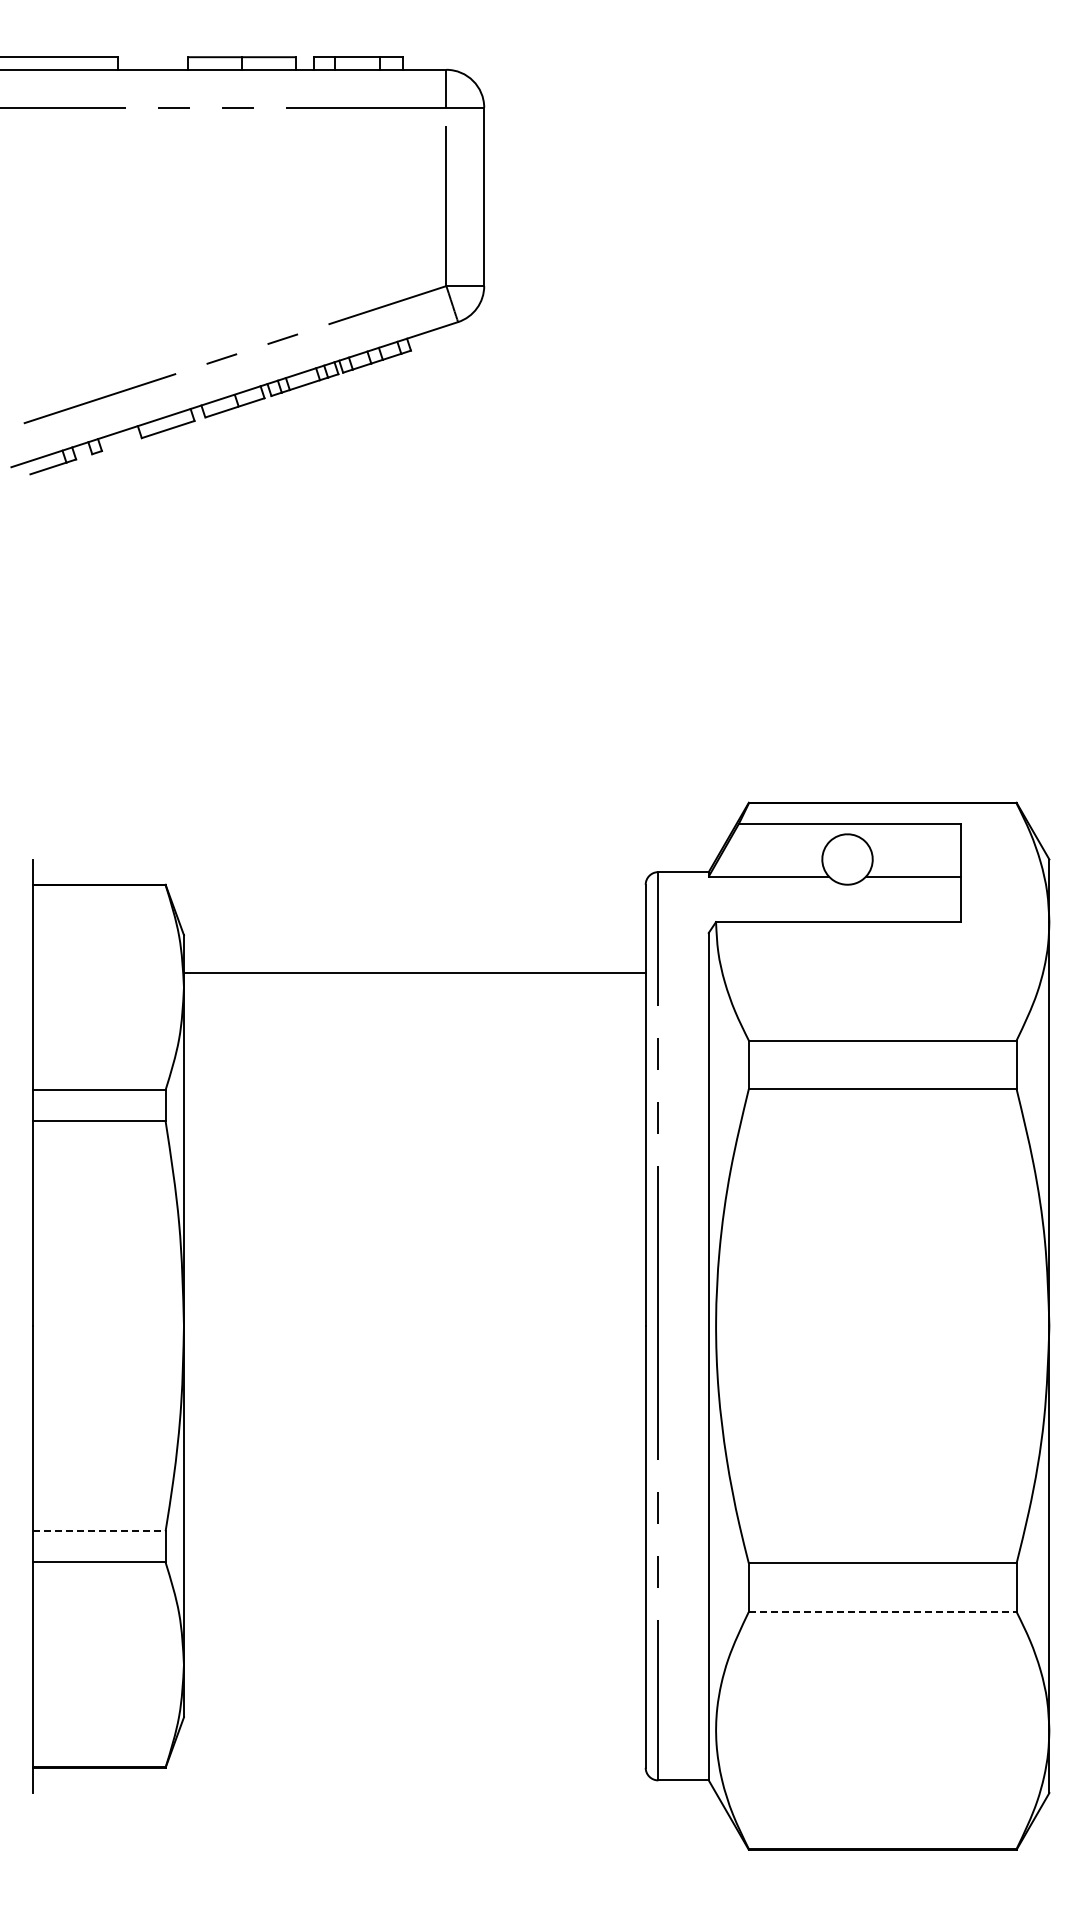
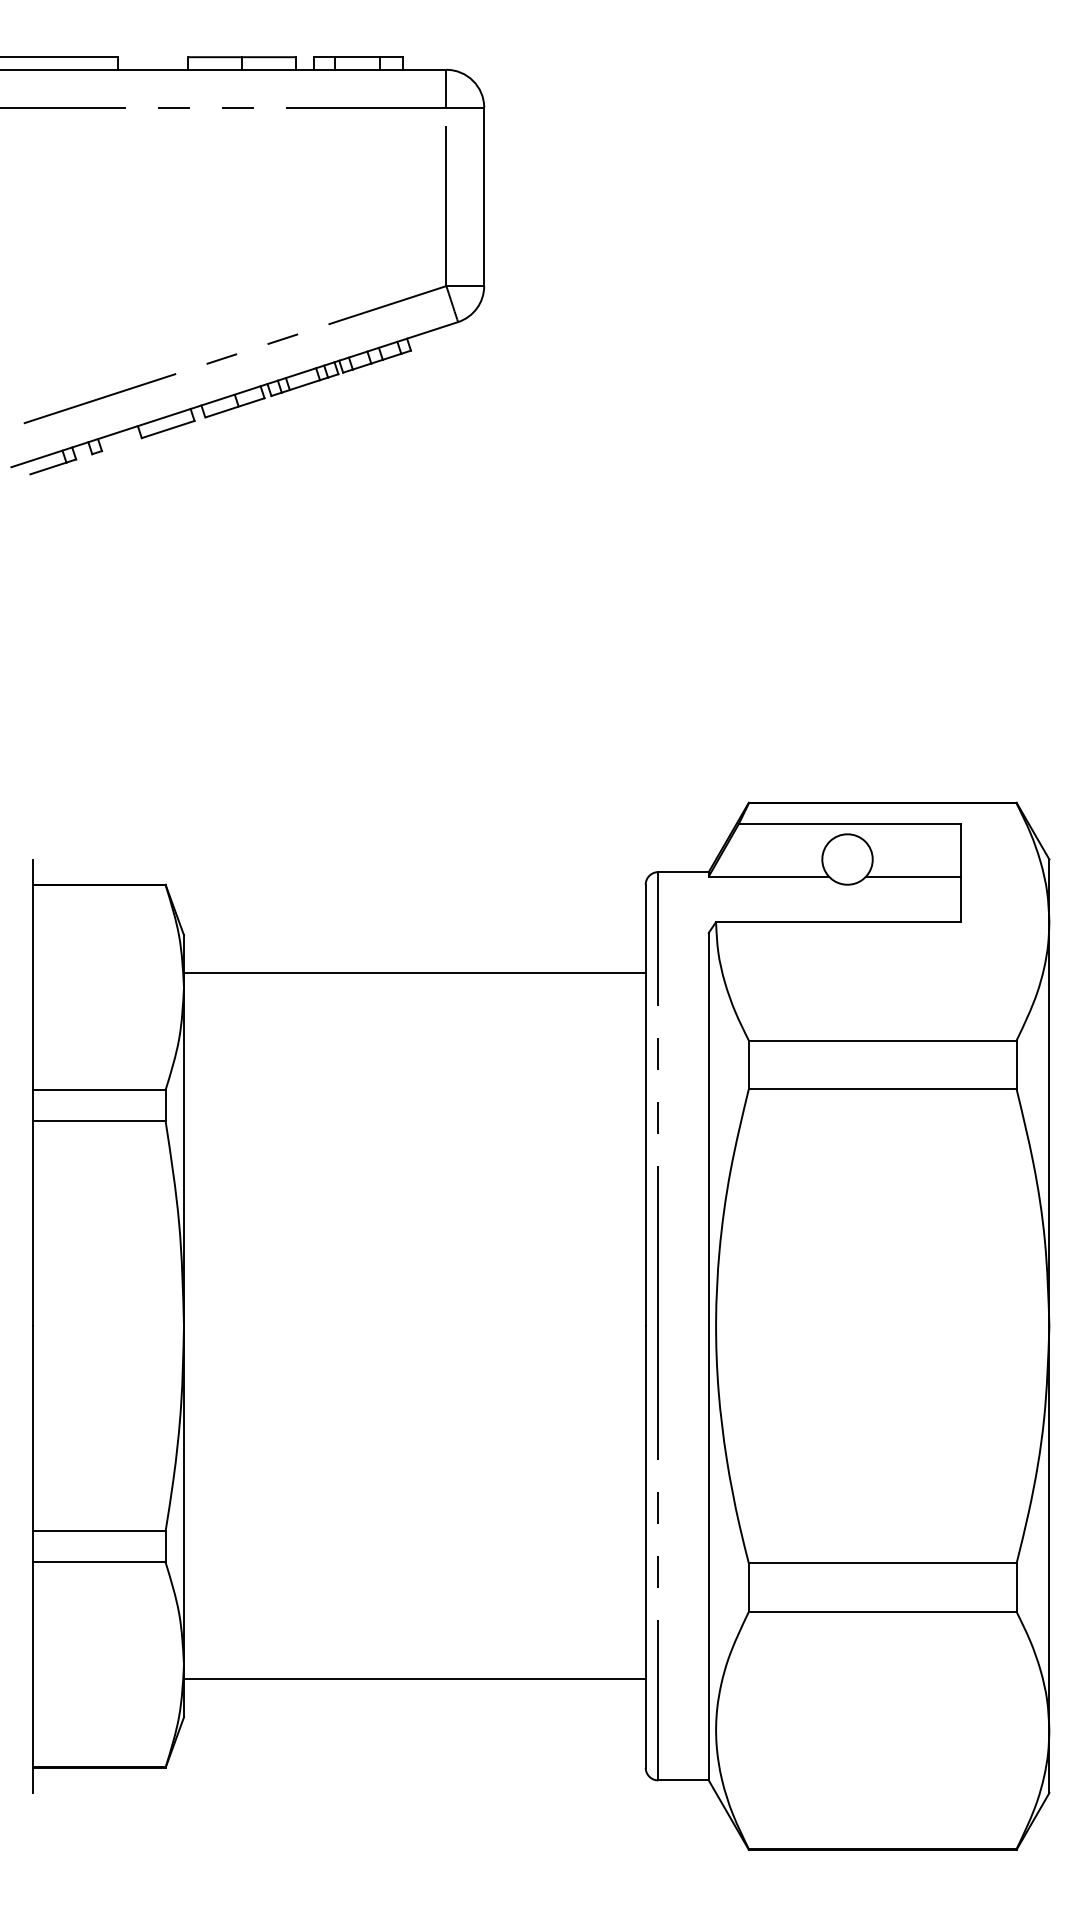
line: dashed -> solid (99, 1531)
line: dashed -> solid (882, 1611)
line: none -> present (414, 1679)
